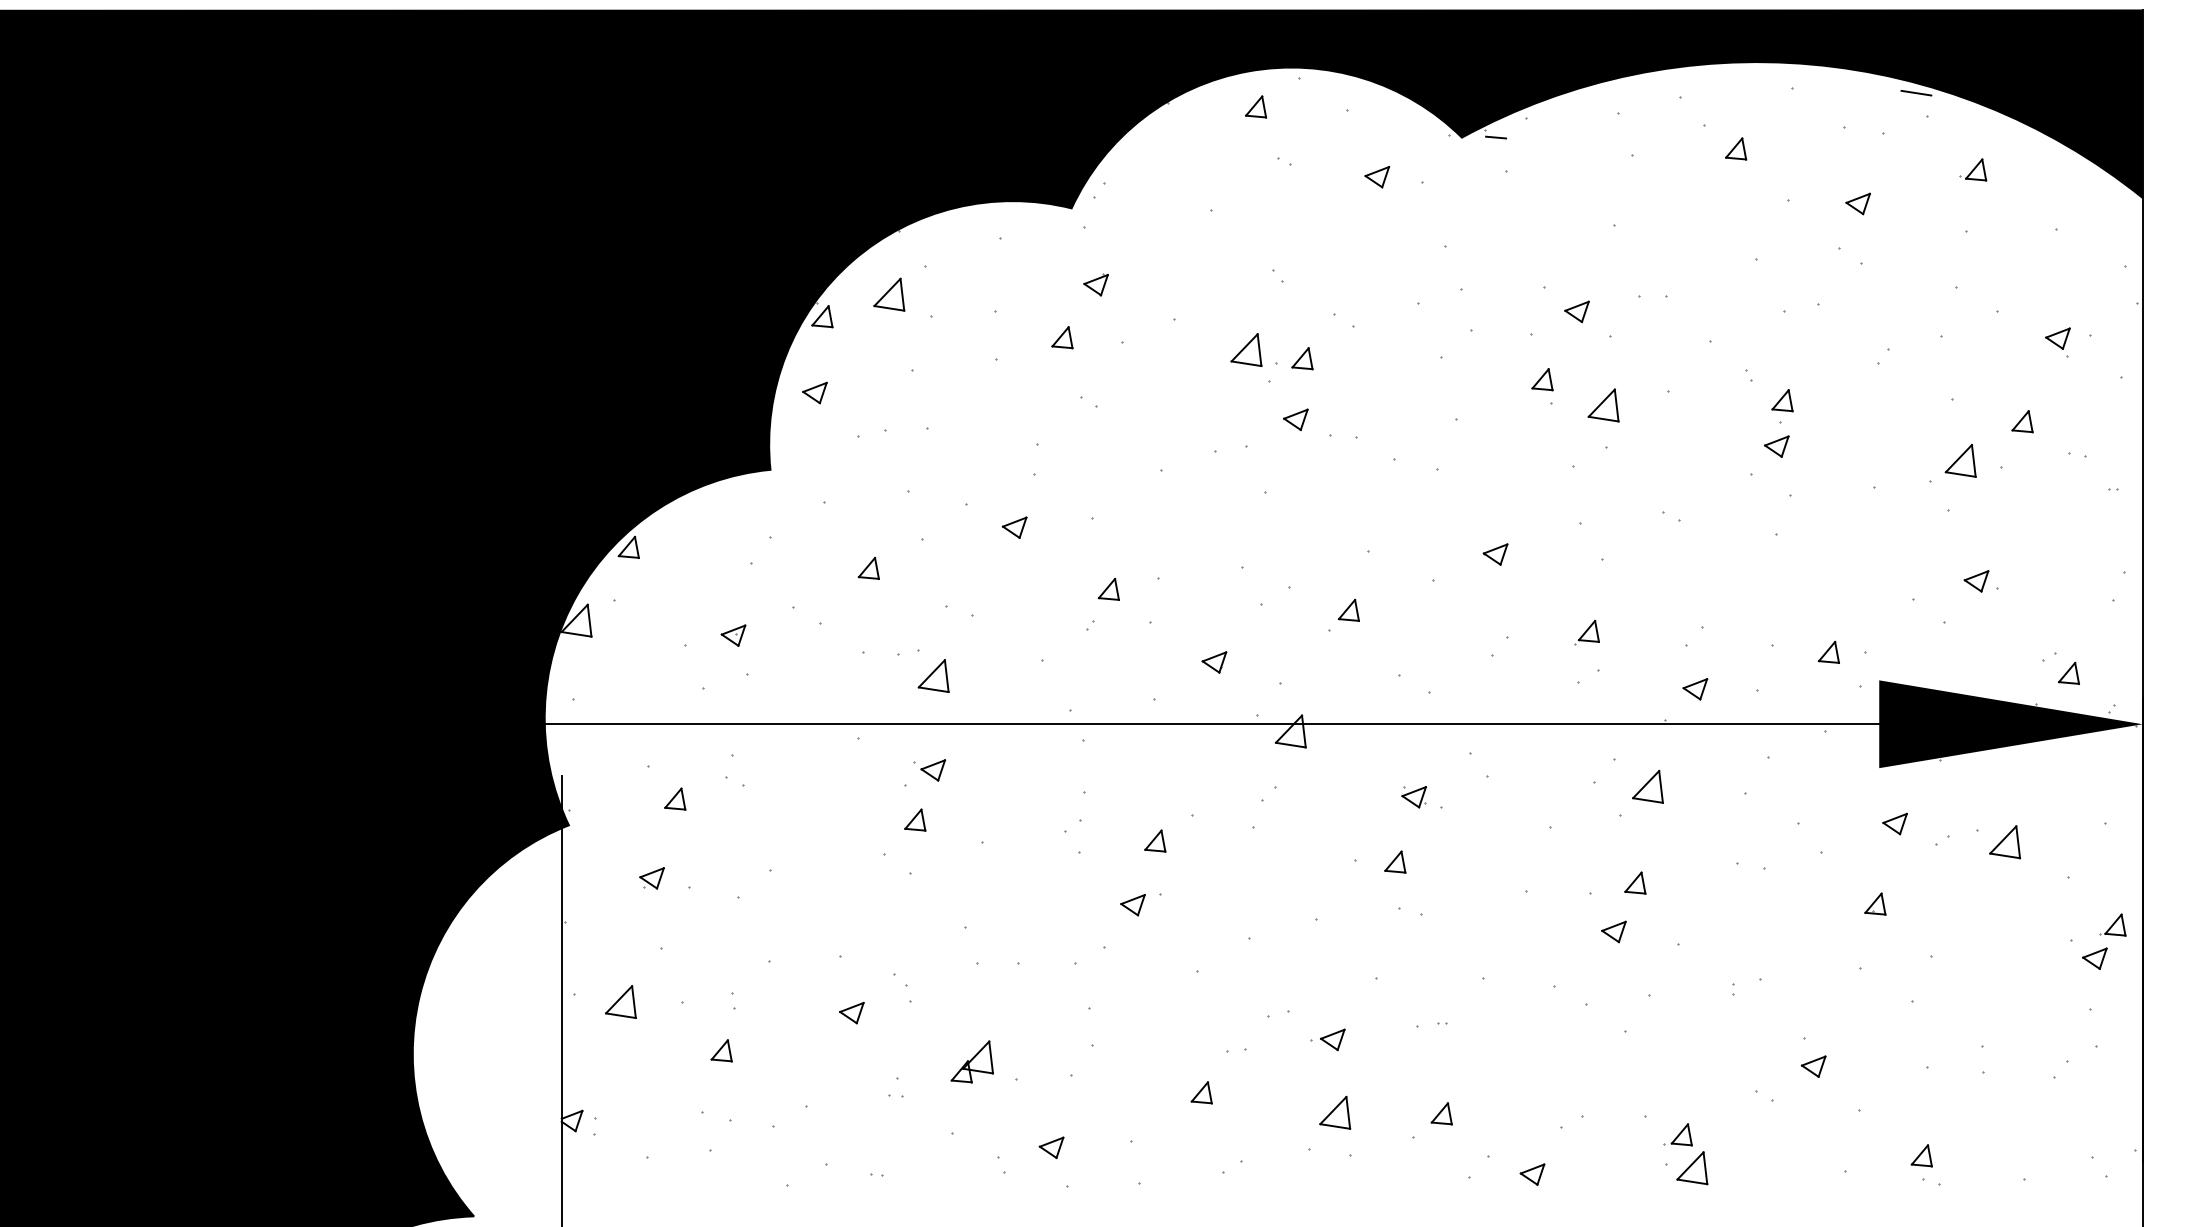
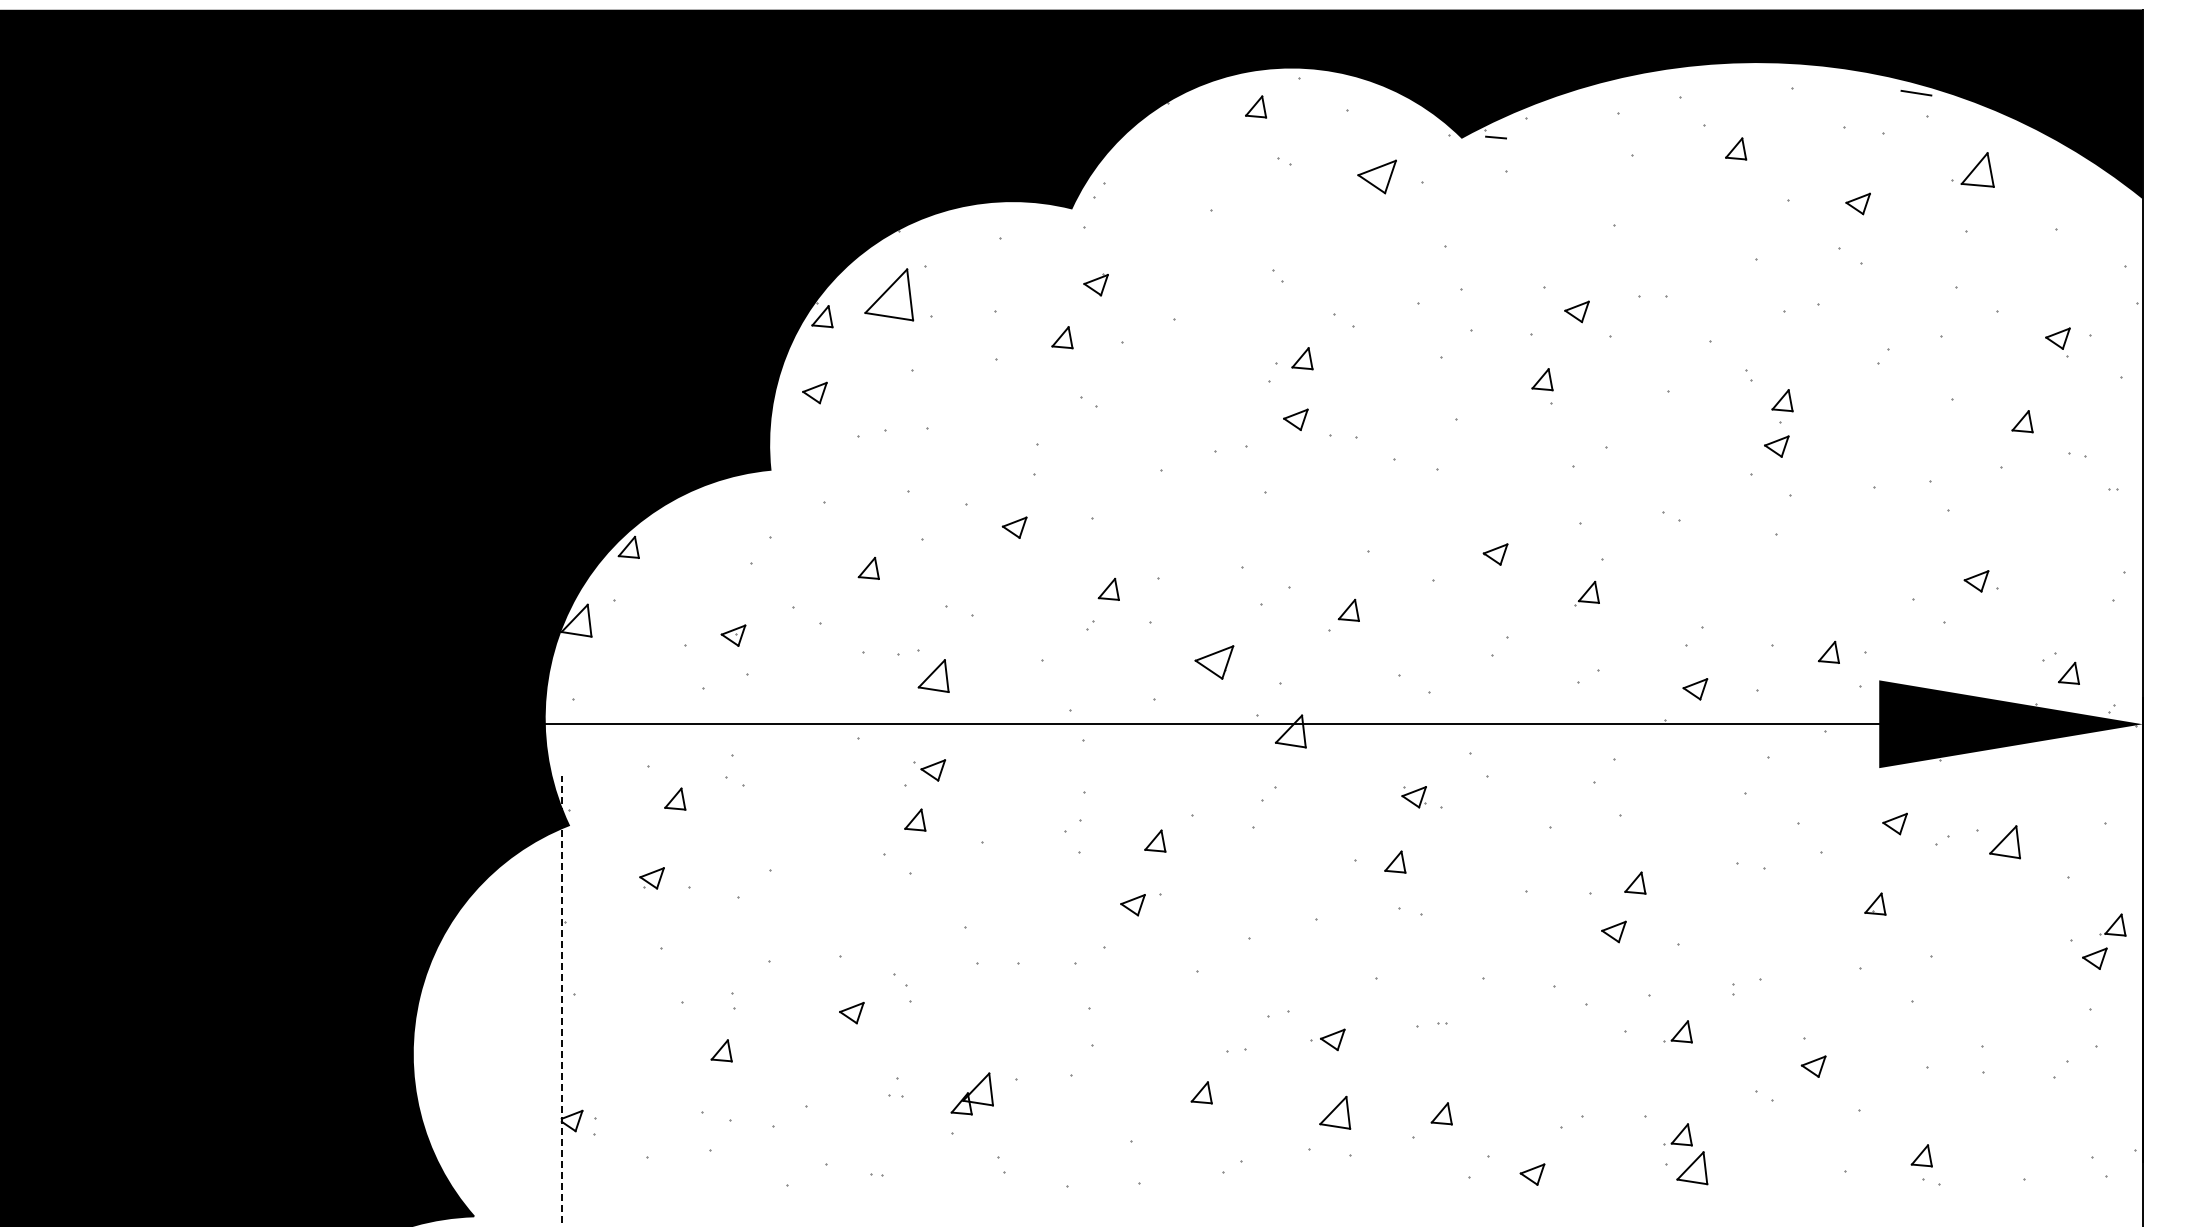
part size: 29x24 px -> 44x36 px (1972, 169)
part size: 27x23 px -> 40x36 px (1376, 176)
part size: 33x35 px -> 51x54 px (889, 294)
part: present -> none (1246, 349)
part: present -> none (1603, 405)
part: present -> none (1960, 460)
part position: (1586, 632) -> (1586, 593) (1586, 593)
part size: 27x23 px -> 41x35 px (1214, 662)
part: present -> none (1647, 786)
line: solid -> dashed (561, 1000)
part: present -> none (620, 1001)
part: none -> present (1677, 1031)
part position: (971, 1061) -> (971, 1093) (971, 1093)
part: present -> none (1051, 1147)
